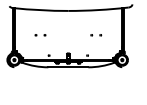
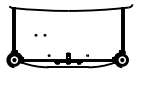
part: present -> none (96, 35)
